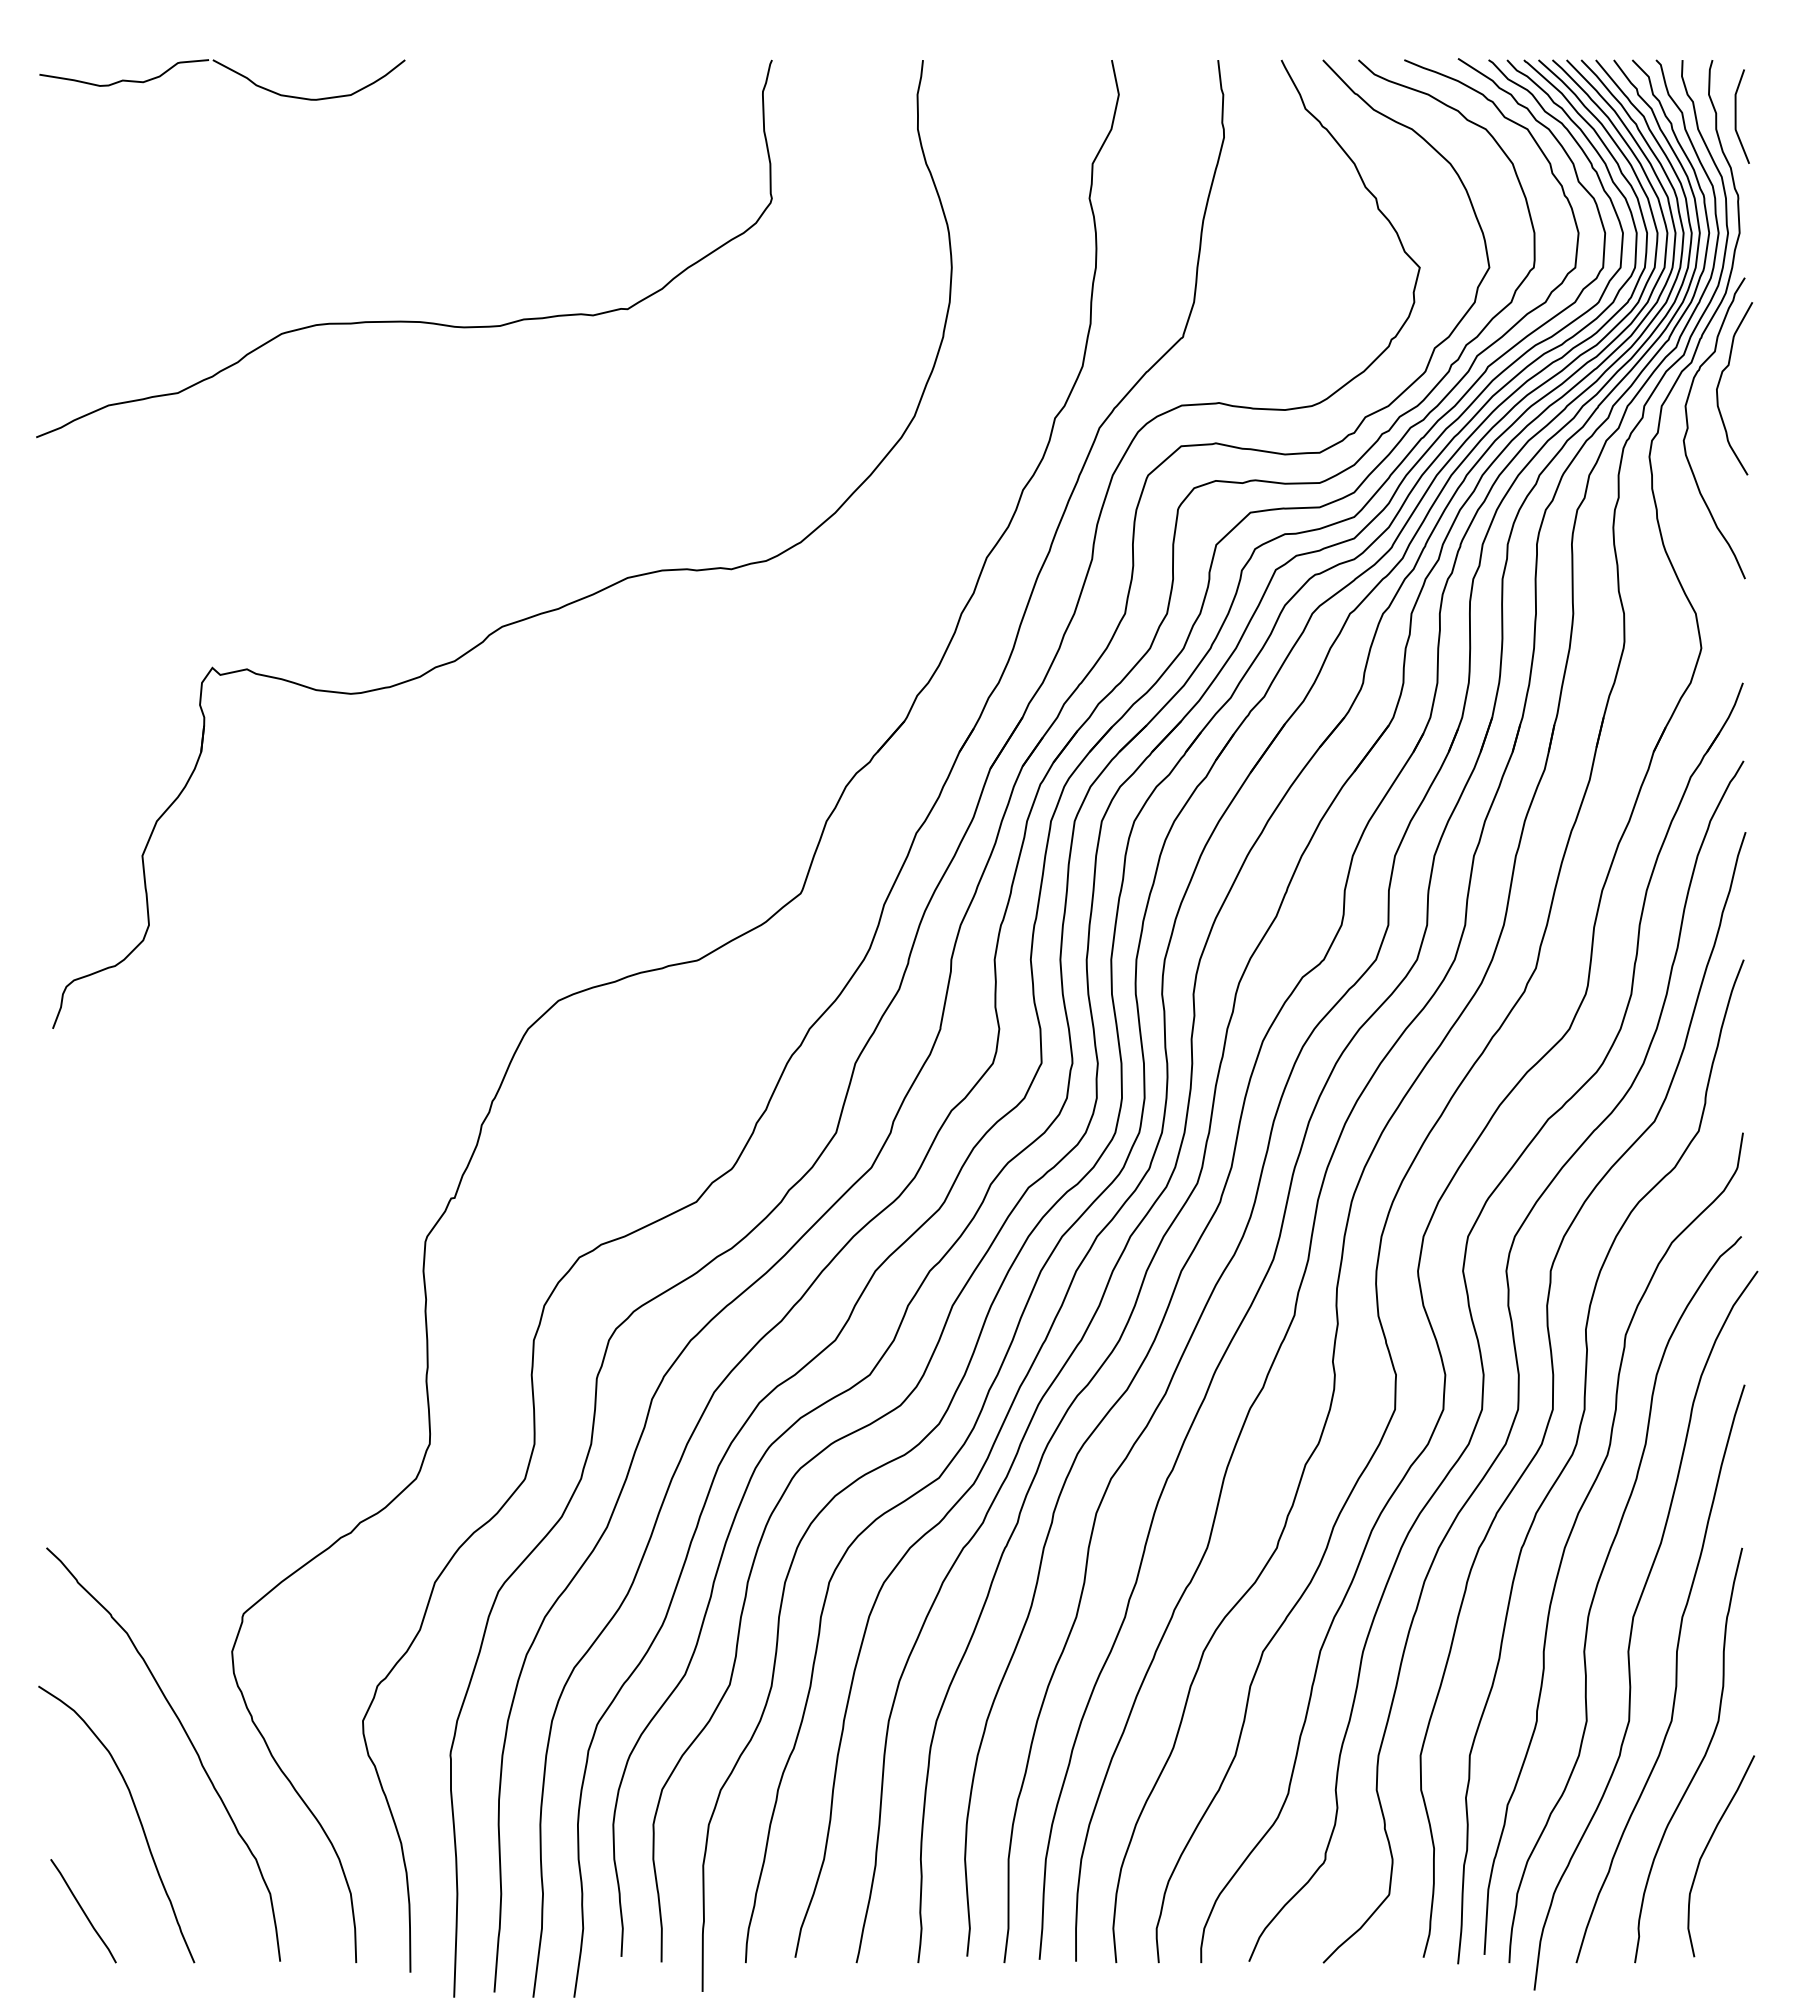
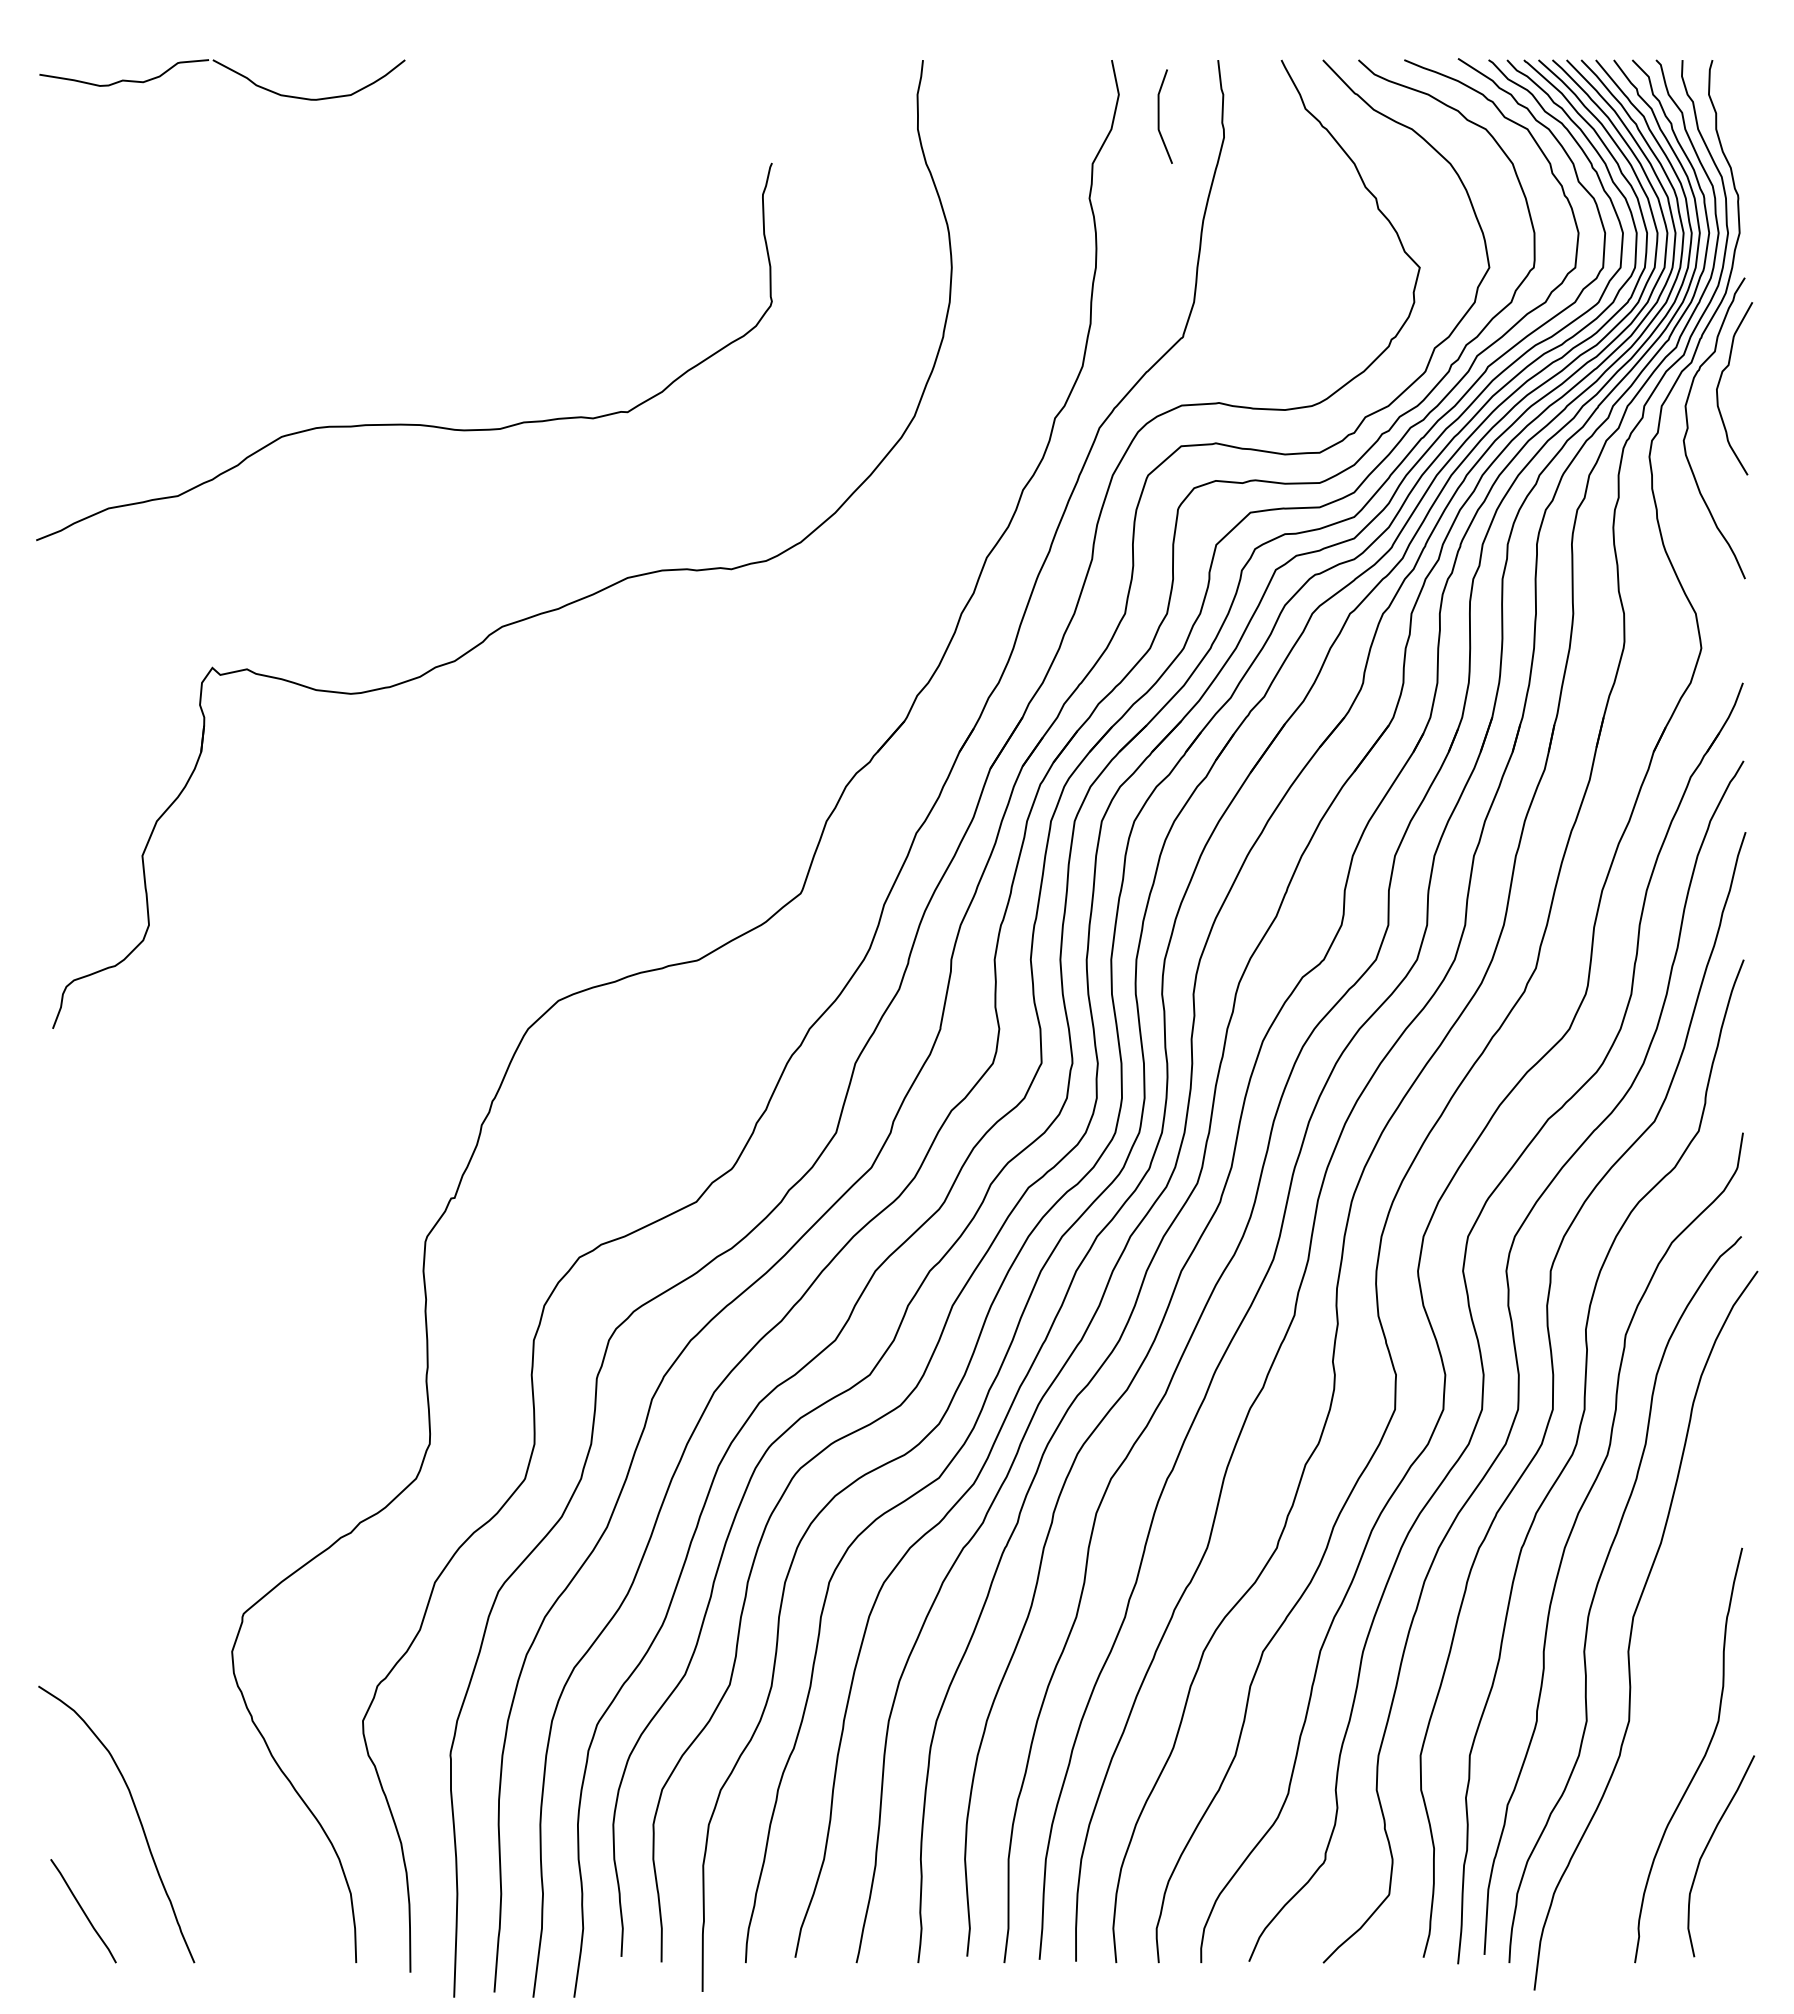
line position: (1736, 116) -> (1159, 116) (1159, 116)
curve position: (404, 320) -> (404, 423) (404, 423)
curve: present -> none (1675, 1673)
curve: present -> none (189, 1741)
